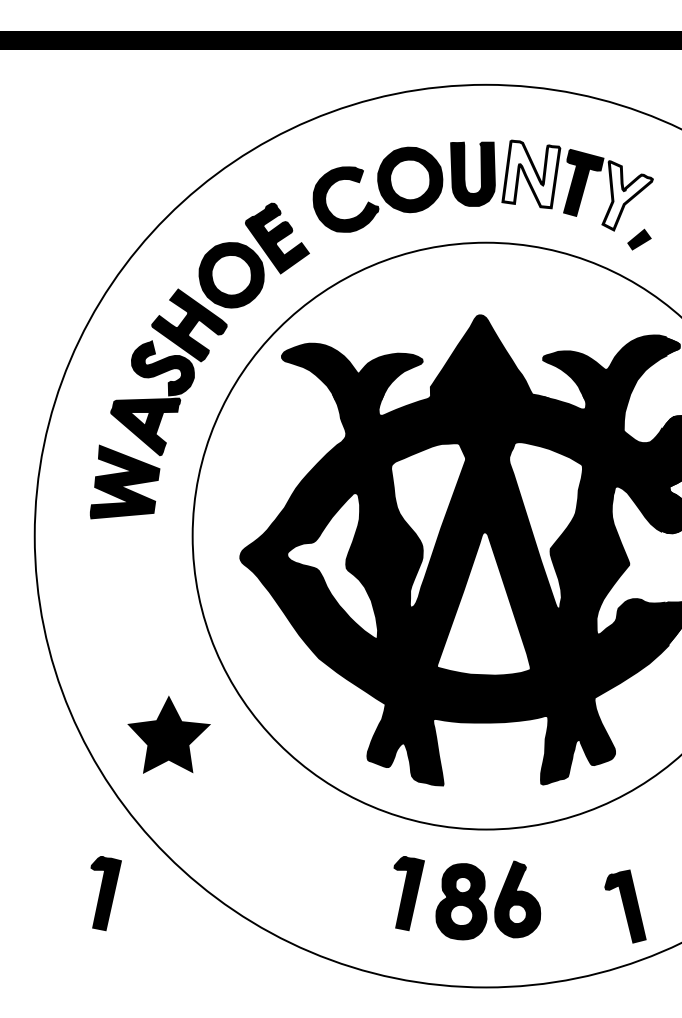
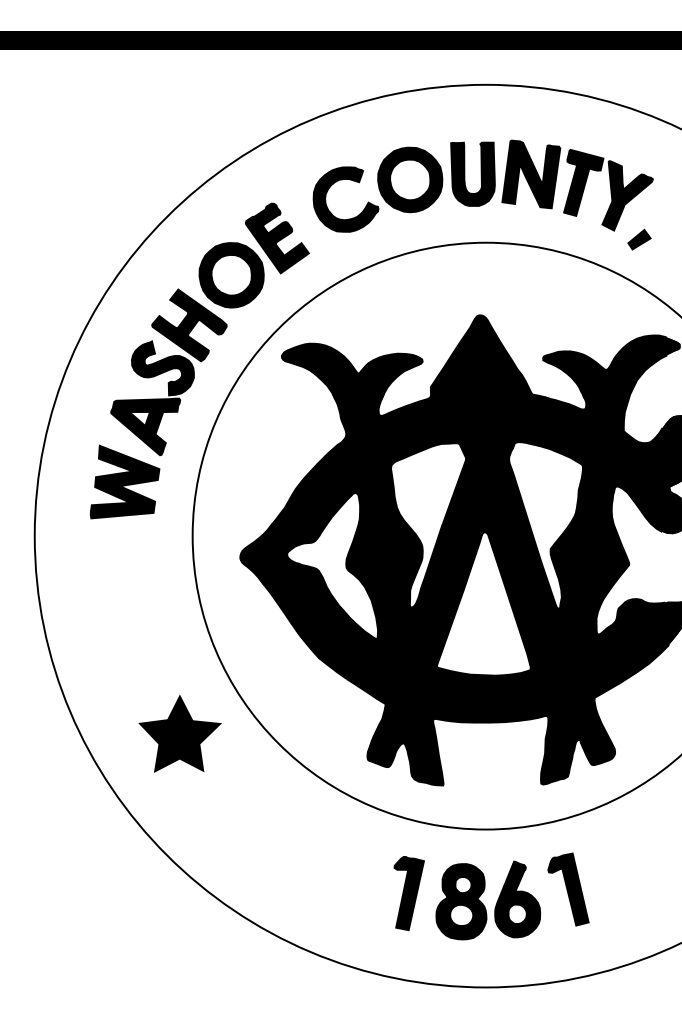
fill: none -> present (531, 174)
fill: none -> present (627, 195)
part position: (168, 734) -> (179, 733) (179, 733)
part: present -> none (105, 893)
part position: (625, 906) -> (568, 889) (568, 889)
